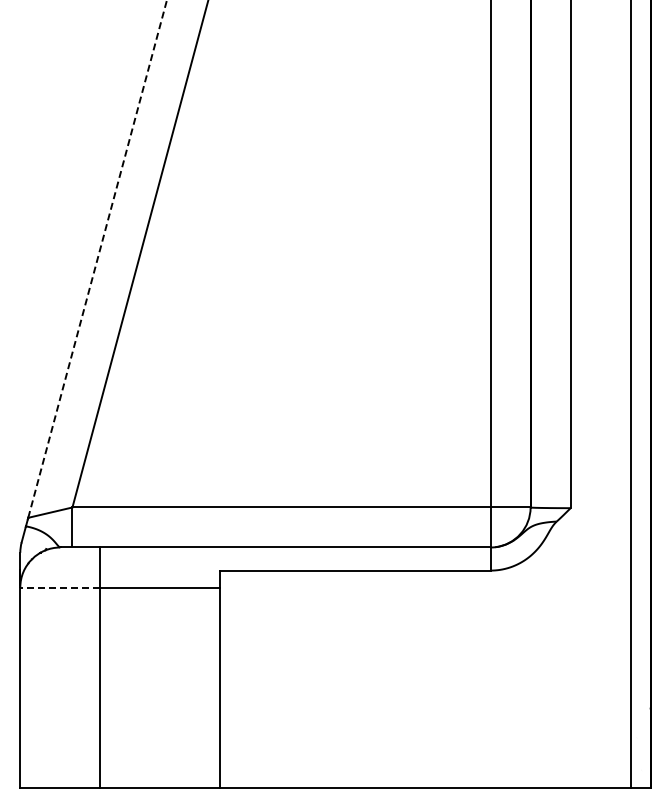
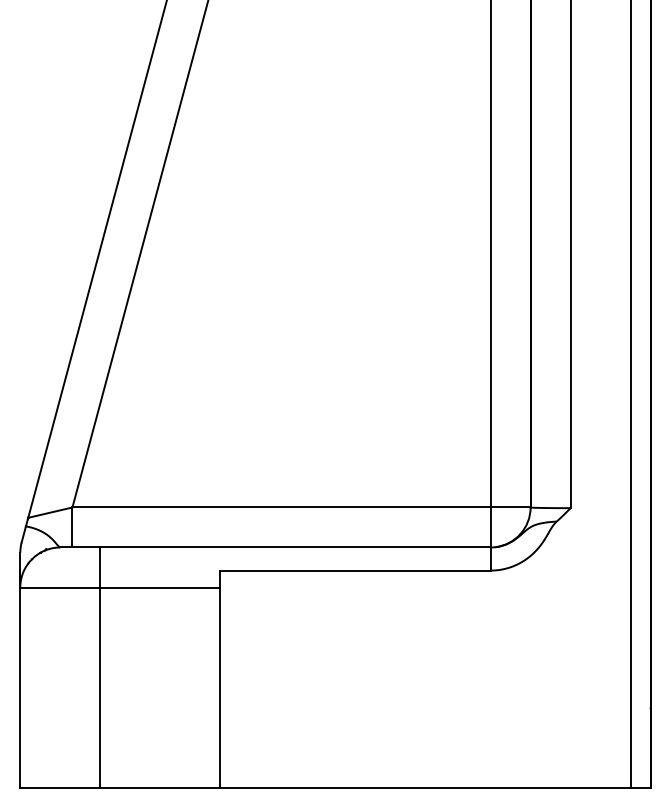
line: dashed -> solid (97, 259)
line: dashed -> solid (59, 587)
